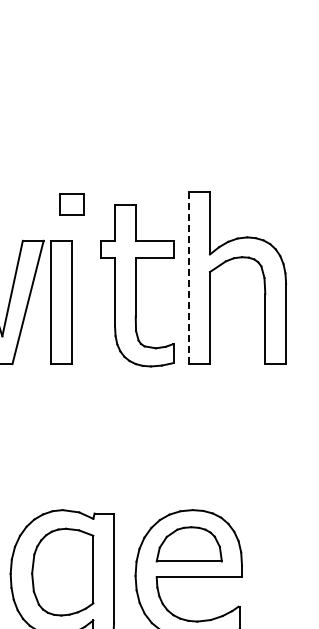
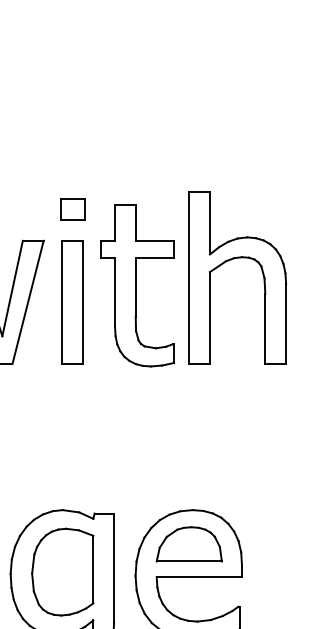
part position: (71, 204) -> (72, 209) (72, 209)
line: dashed -> solid (189, 278)
part position: (61, 302) -> (72, 302) (72, 302)
